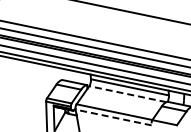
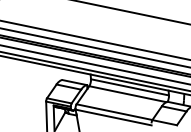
line: dashed -> solid (127, 94)
line: dashed -> solid (113, 117)
